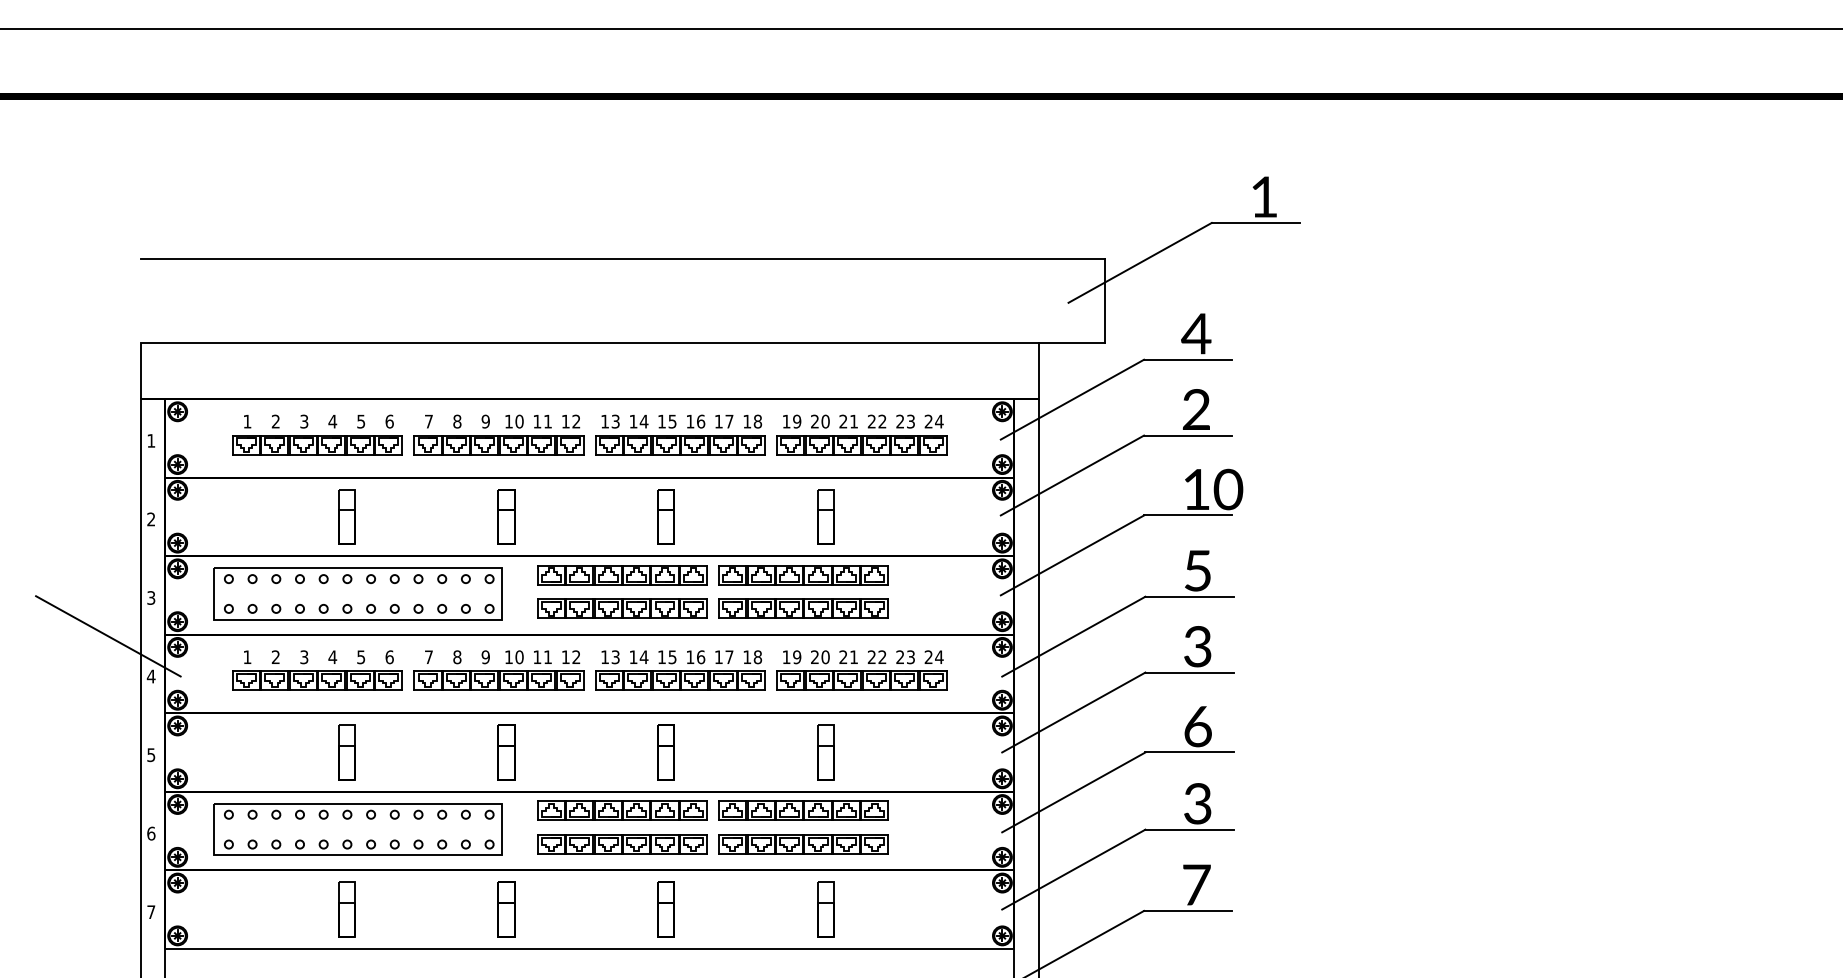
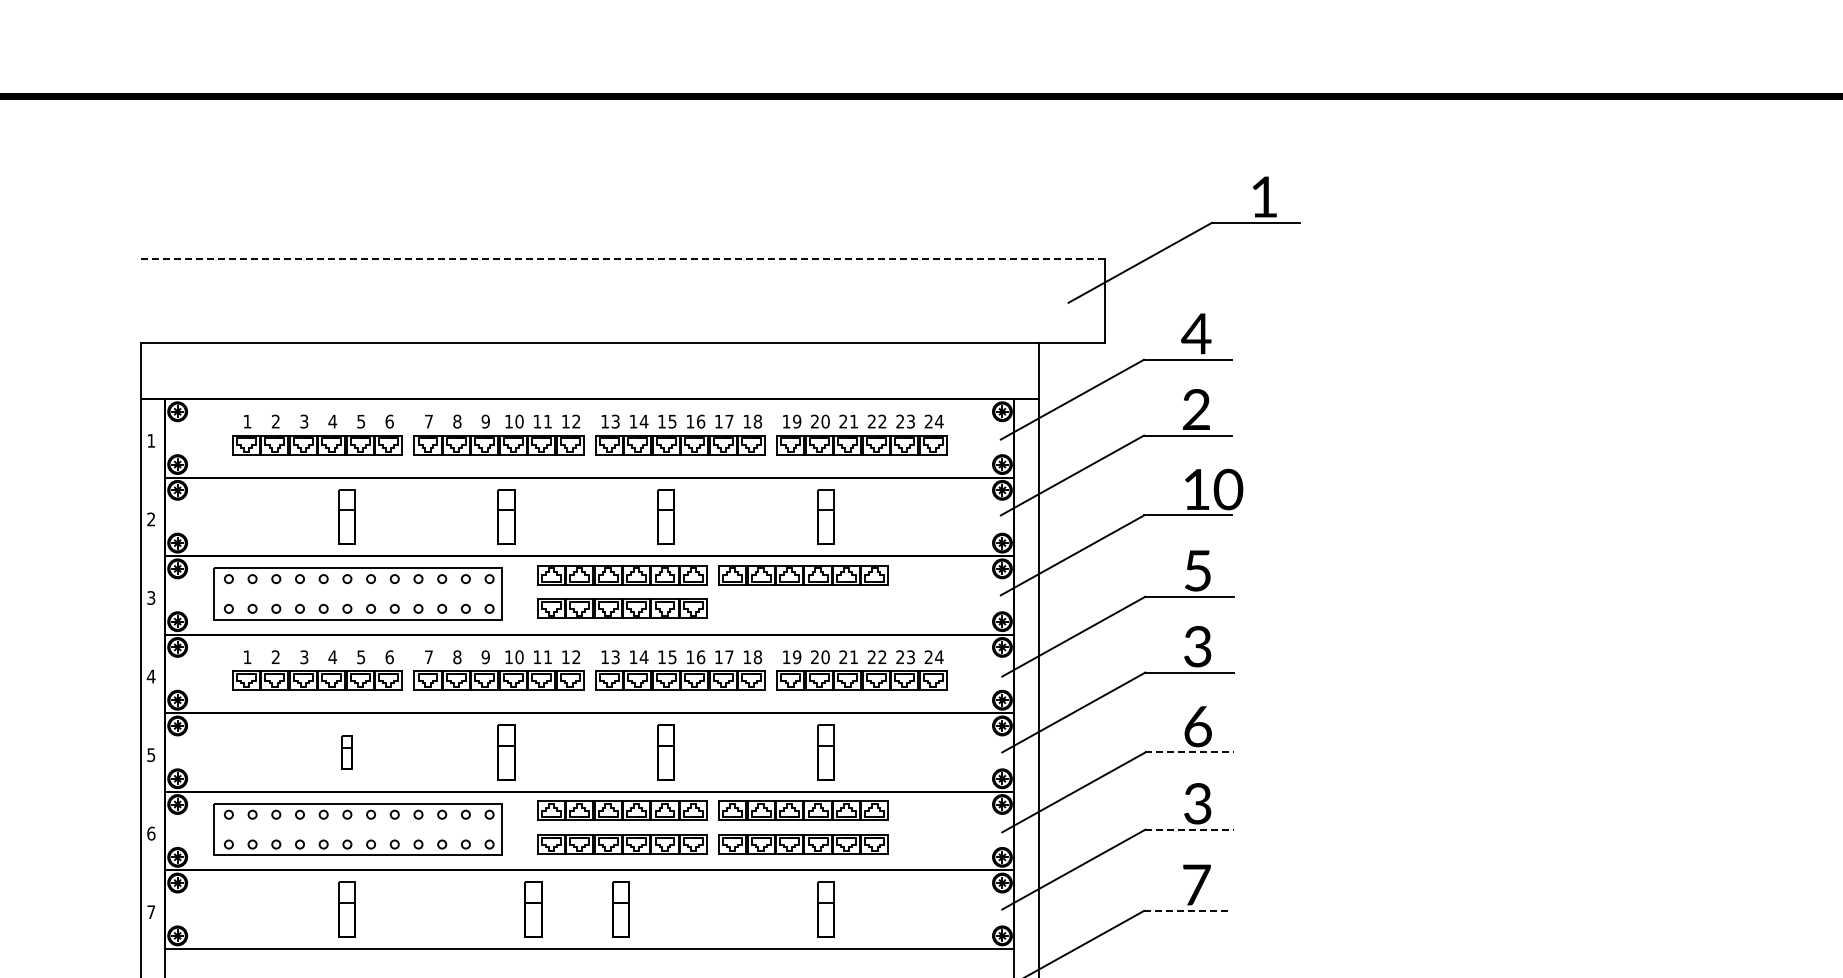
line: present -> none (920, 29)
line: solid -> dashed (622, 259)
part: present -> none (803, 608)
line: present -> none (108, 636)
part size: 18x57 px -> 12x35 px (346, 752)
line: solid -> dashed (1190, 752)
line: solid -> dashed (1190, 829)
part position: (506, 909) -> (533, 909) (533, 909)
part position: (665, 909) -> (620, 909) (620, 909)
line: solid -> dashed (1188, 910)
